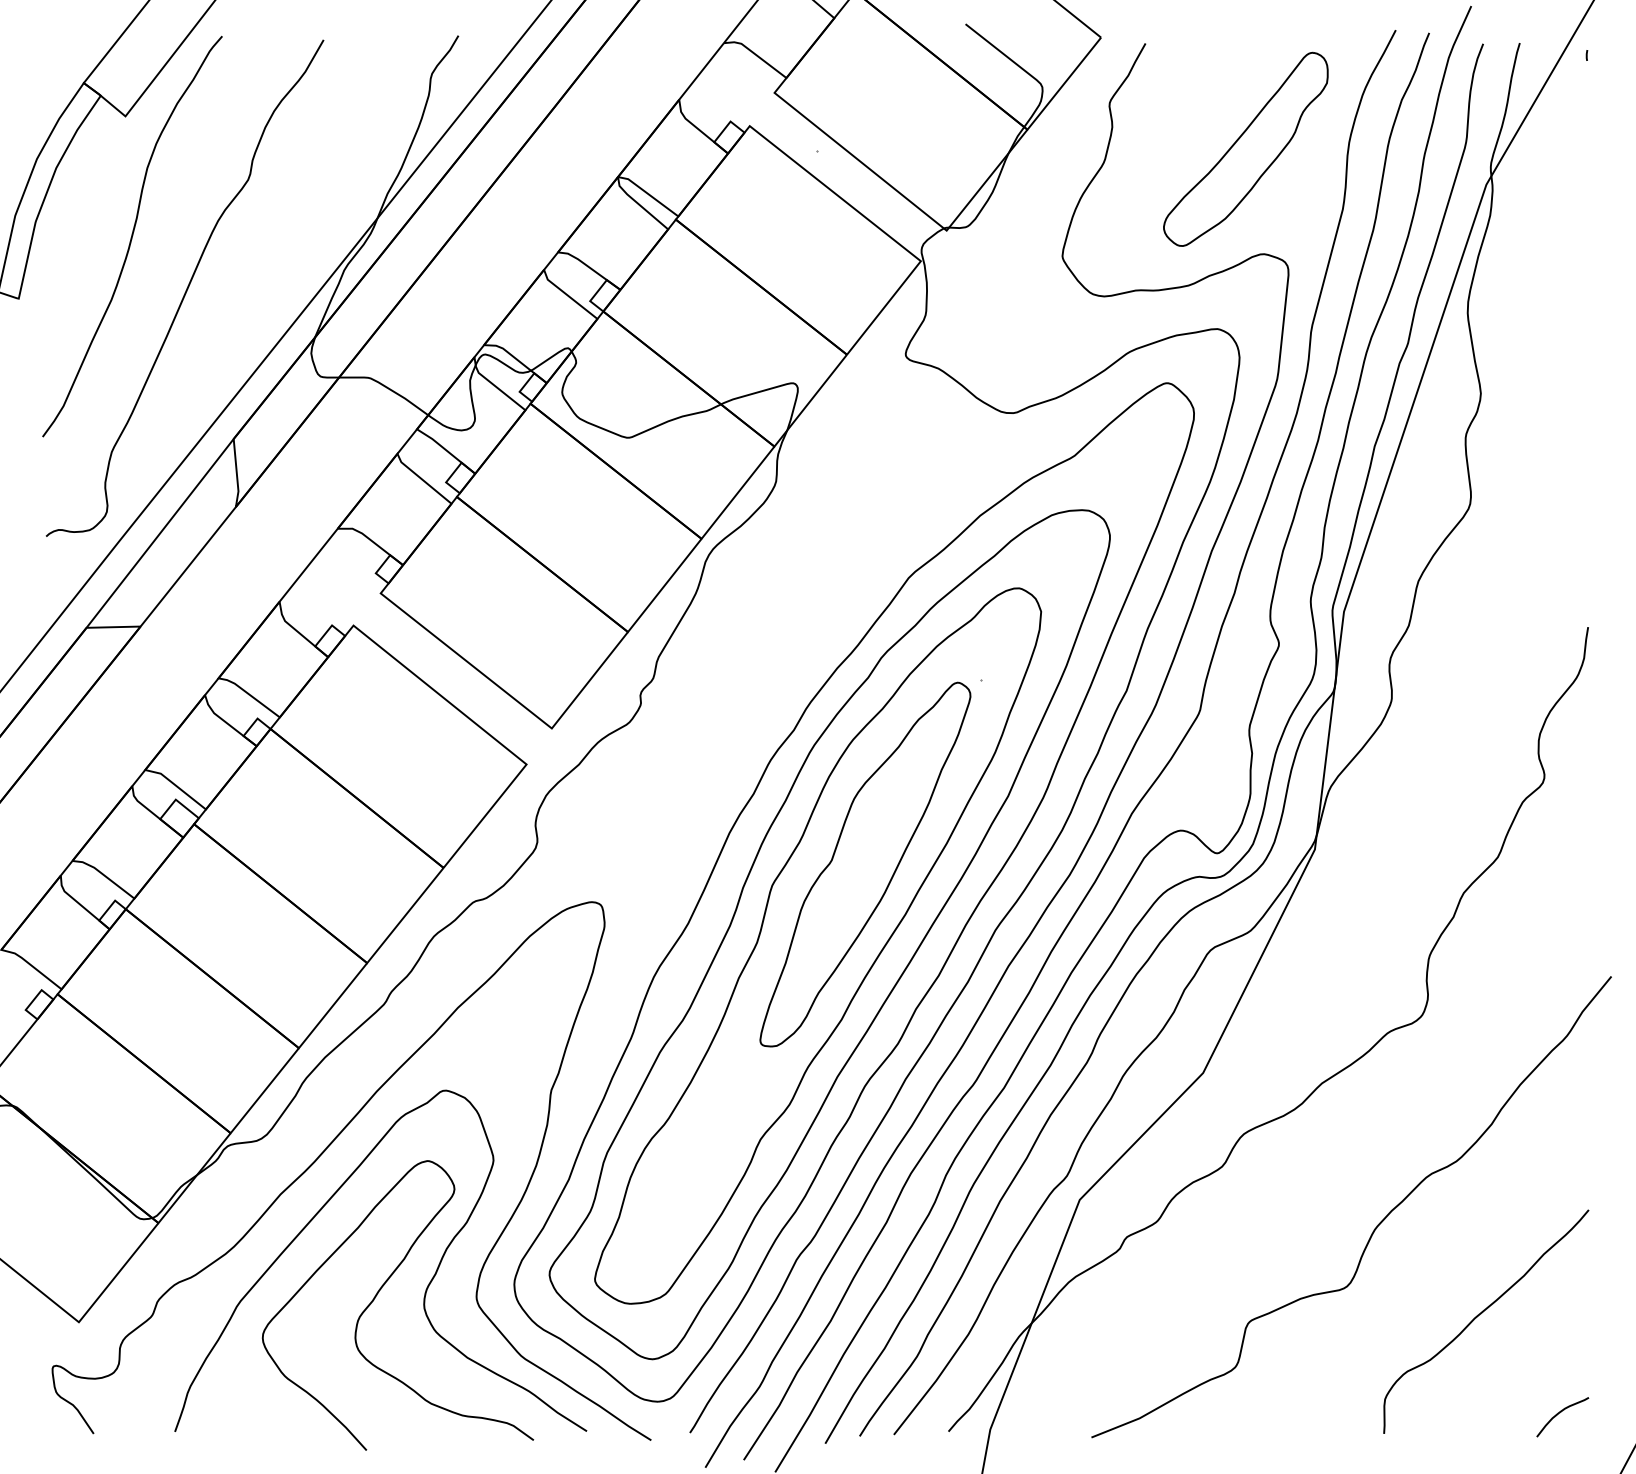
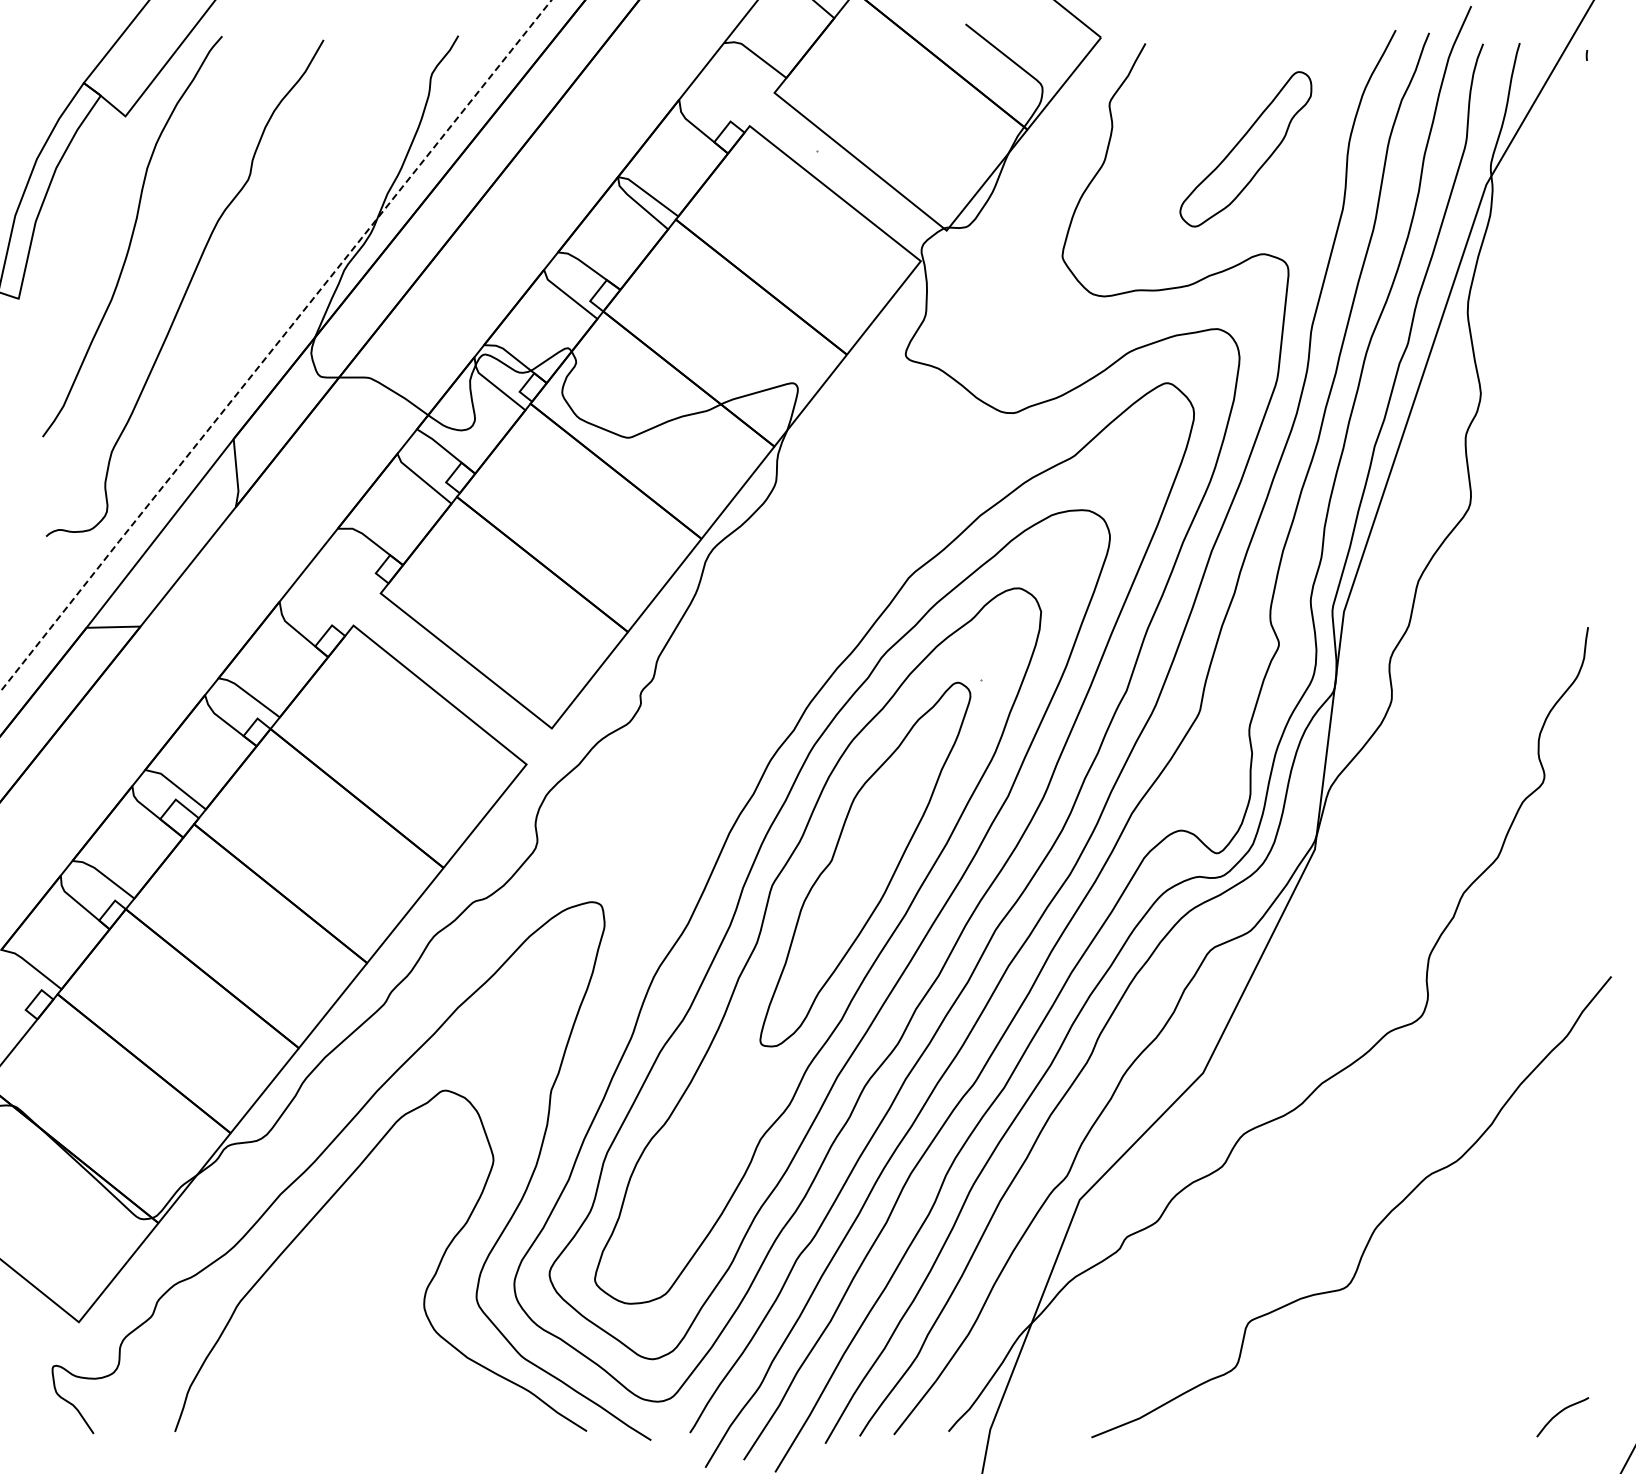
part size: 166x196 px -> 134x157 px (1245, 149)
line: solid -> dashed (275, 345)
curve: present -> none (379, 1292)
curve: present -> none (1481, 1314)
